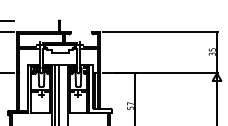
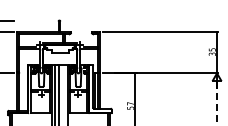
line: solid -> dashed (217, 103)
